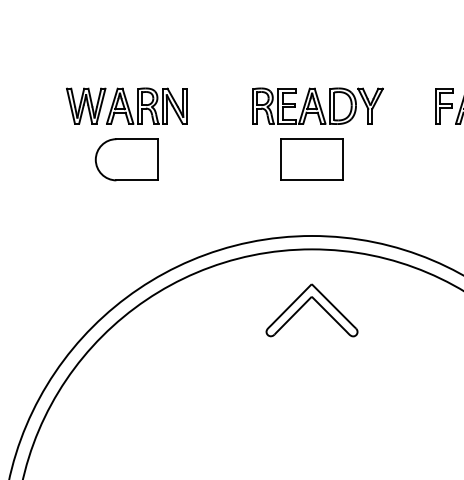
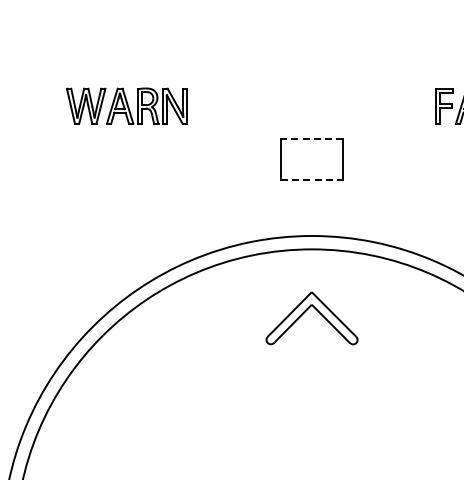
part: present -> none (317, 105)
line: solid -> dashed (312, 139)
part: present -> none (126, 159)
line: solid -> dashed (312, 180)
part position: (305, 304) -> (305, 312) (305, 312)
